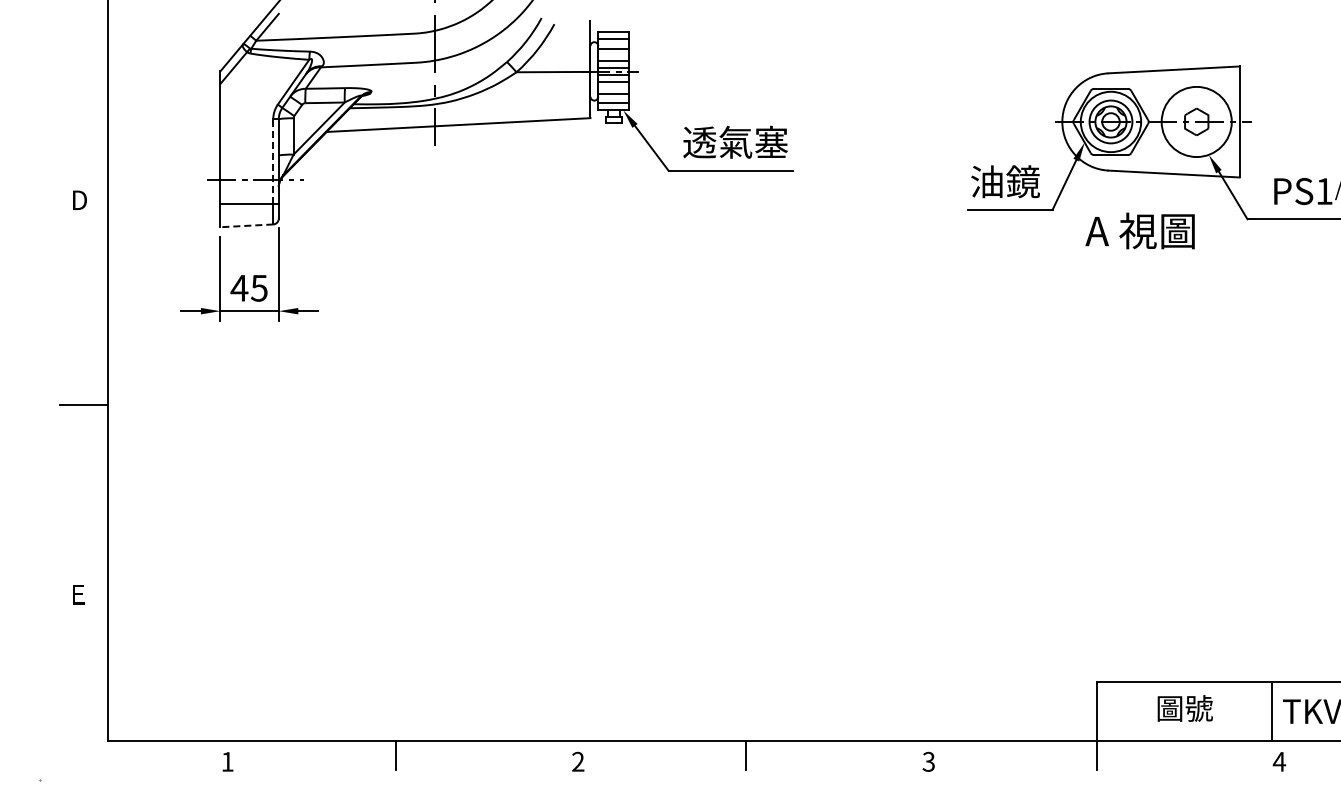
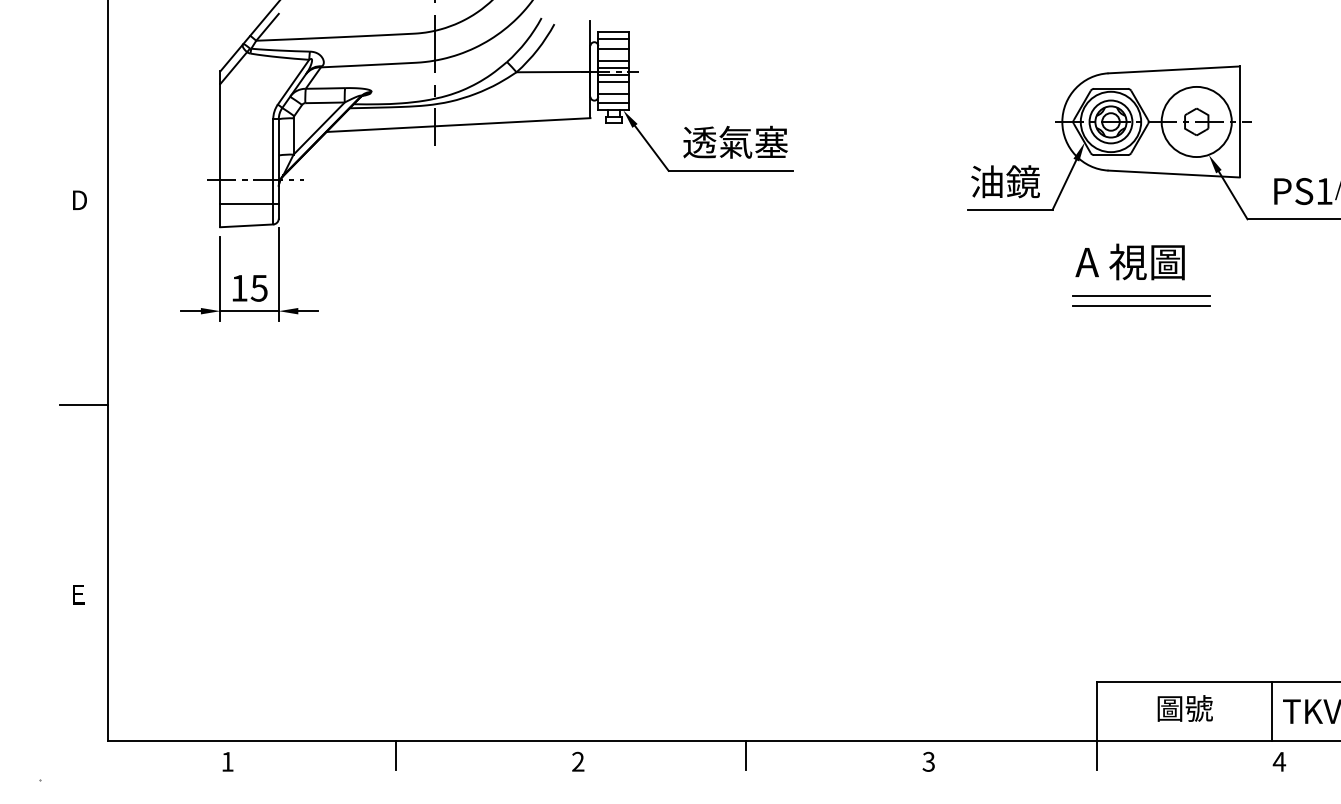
line: dashed -> solid (273, 161)
line: dashed -> solid (246, 225)
text position: (1139, 230) -> (1129, 261) (1129, 261)
text: 45 -> 15 (239, 288)
line: none -> present (1141, 295)
line: none -> present (1141, 305)
